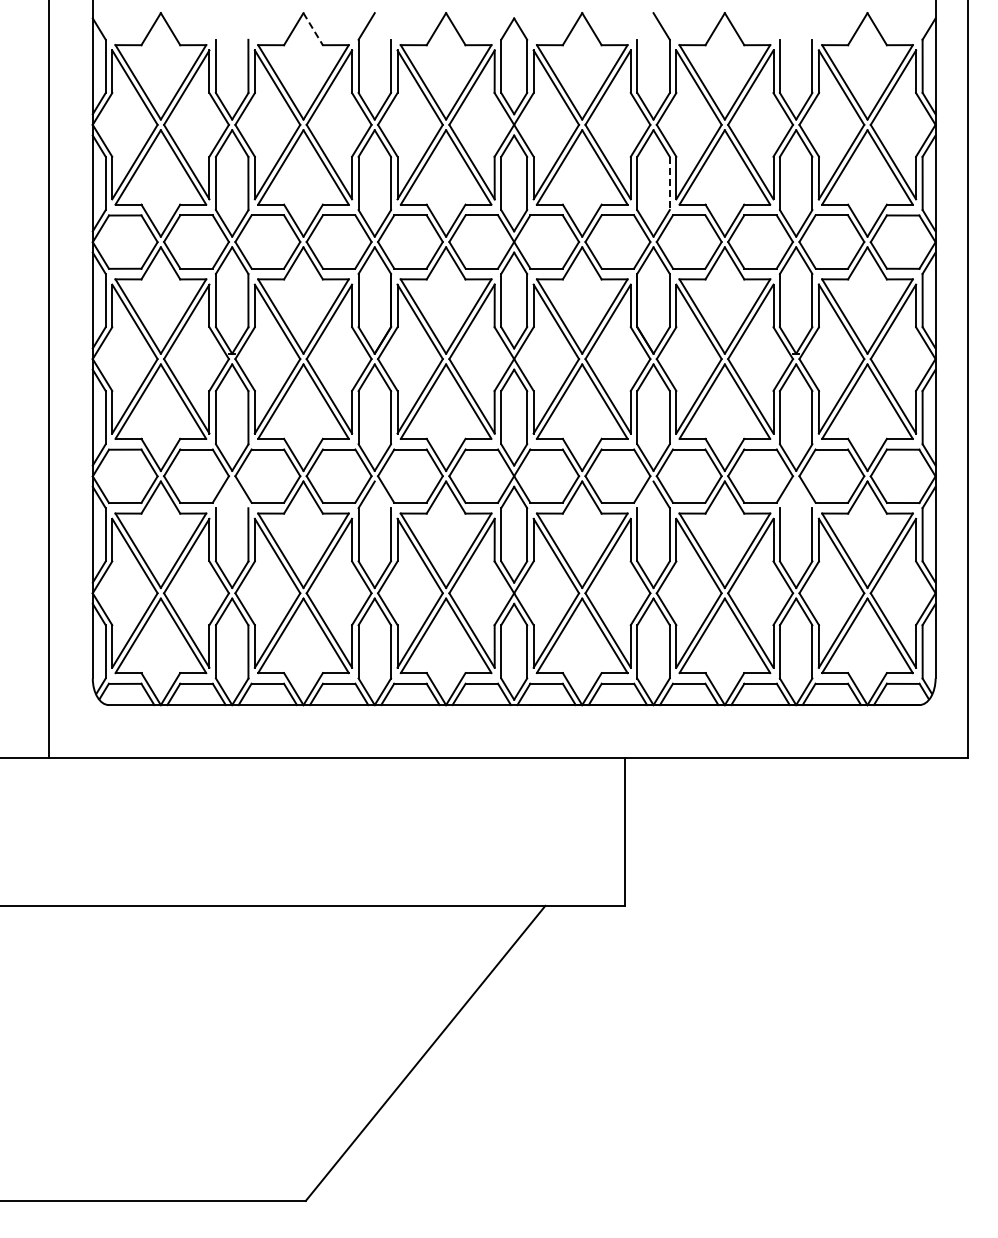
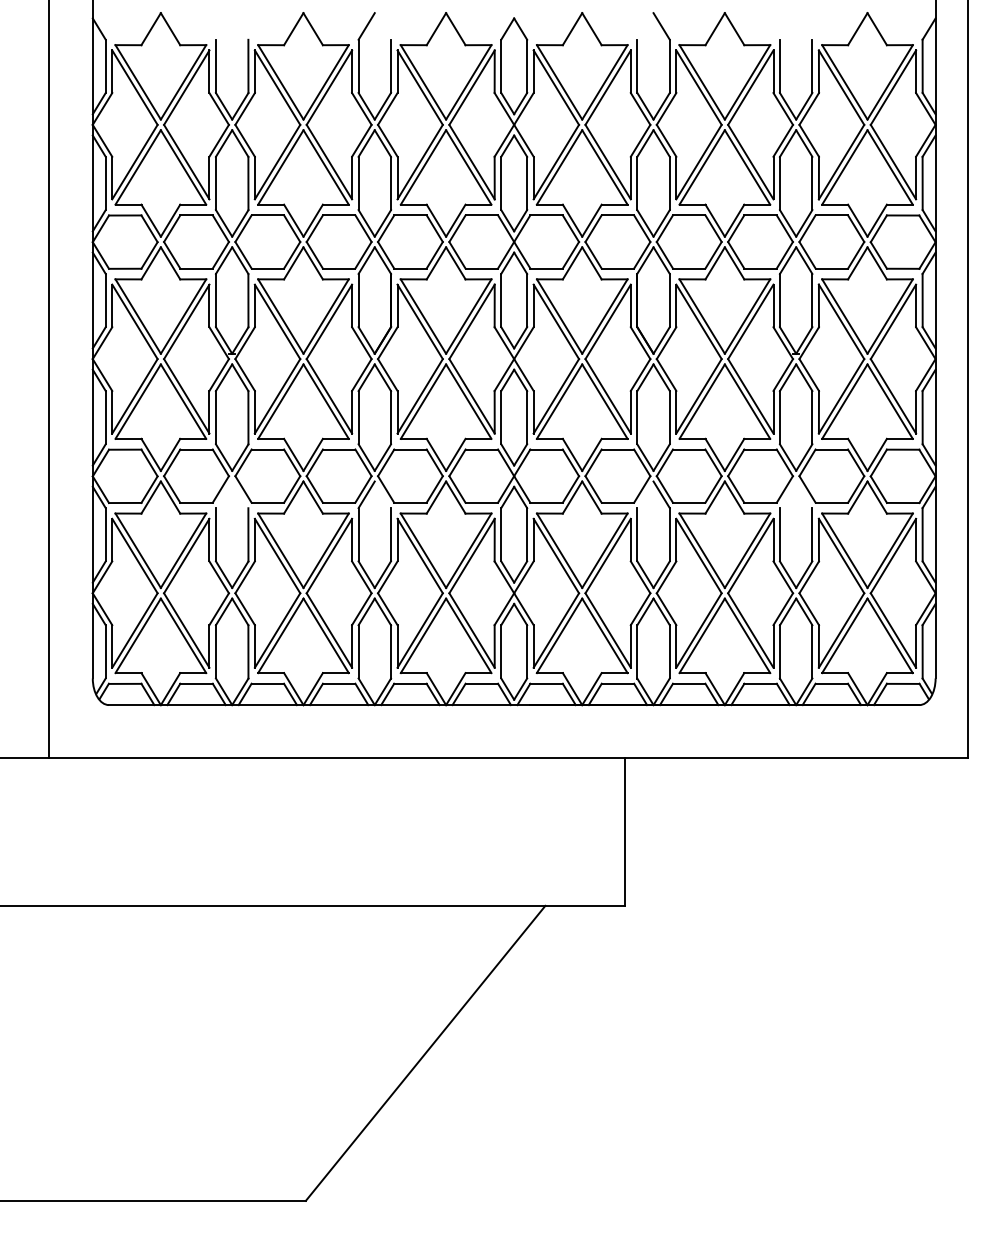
line: dashed -> solid (313, 29)
line: dashed -> solid (669, 183)
